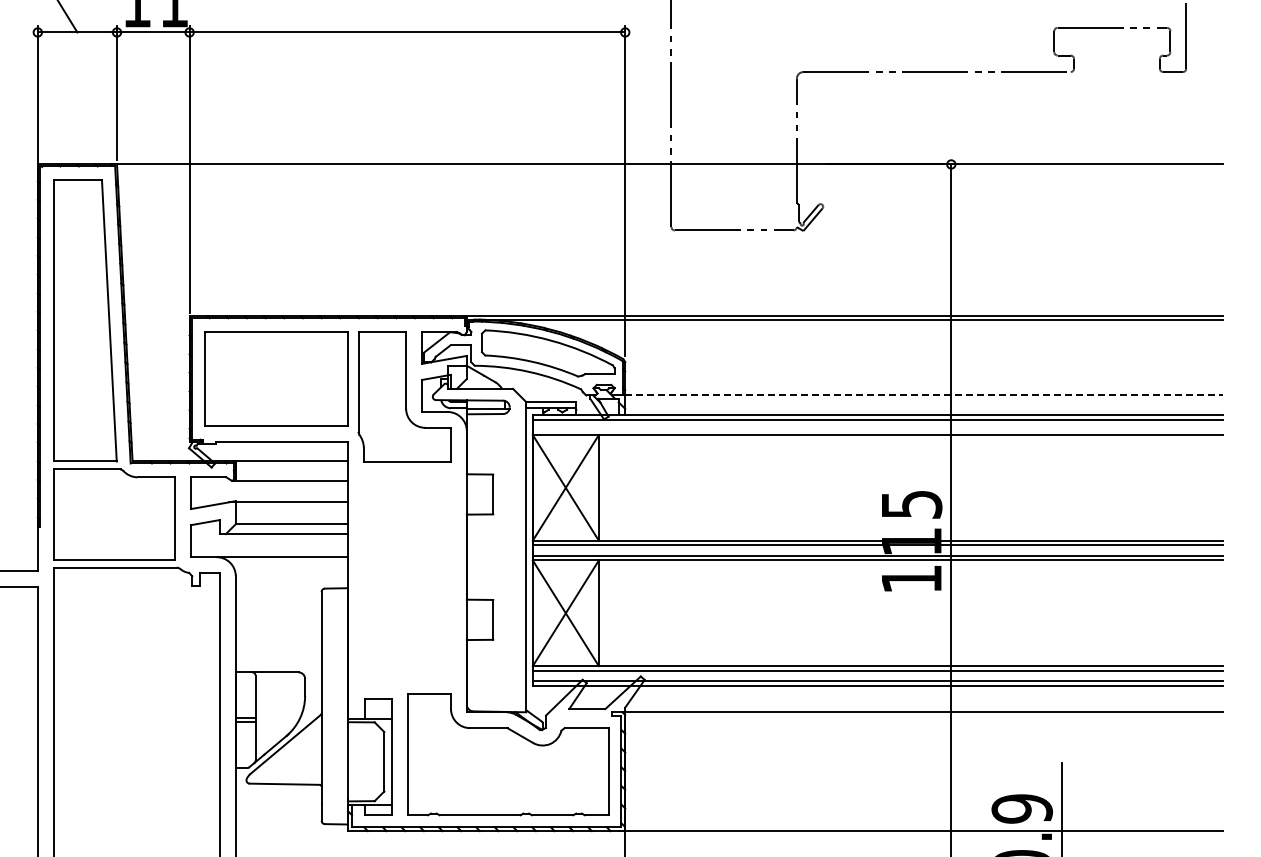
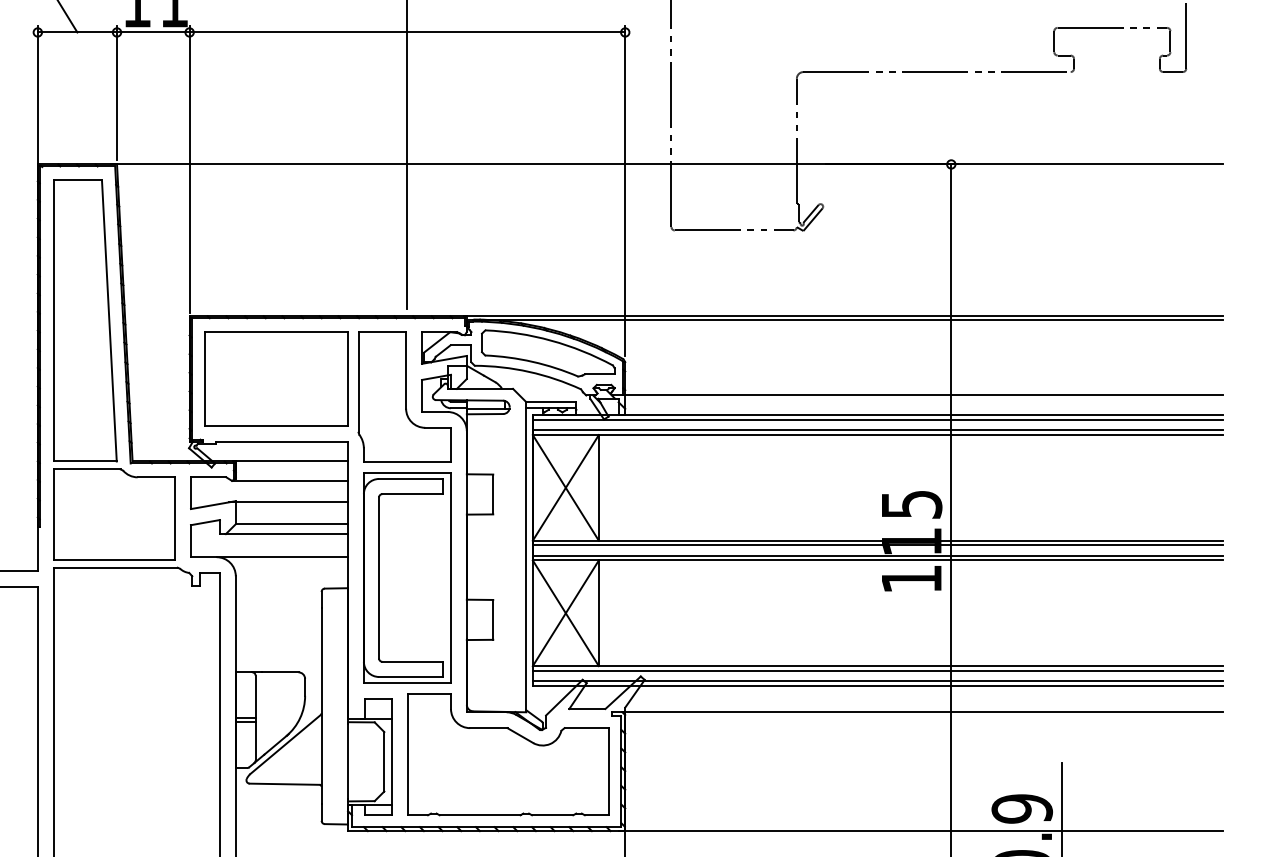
line: none -> present (407, 155)
line: dashed -> solid (924, 395)
line: none -> present (877, 430)
part: none -> present (407, 577)
